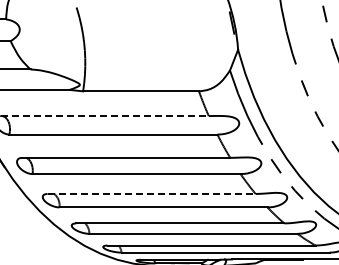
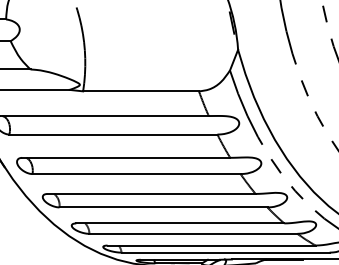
line: dashed -> solid (105, 116)
line: dashed -> solid (152, 193)
